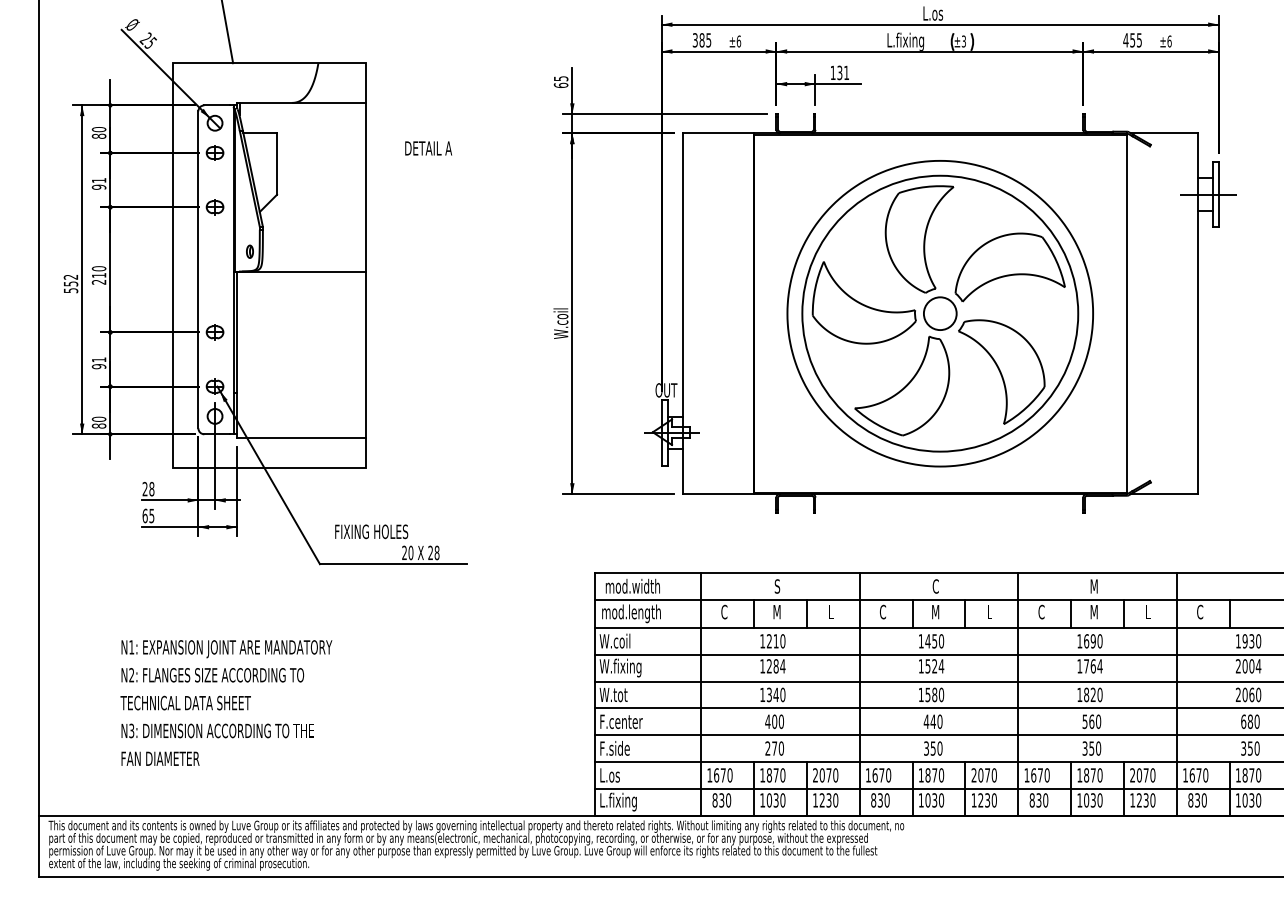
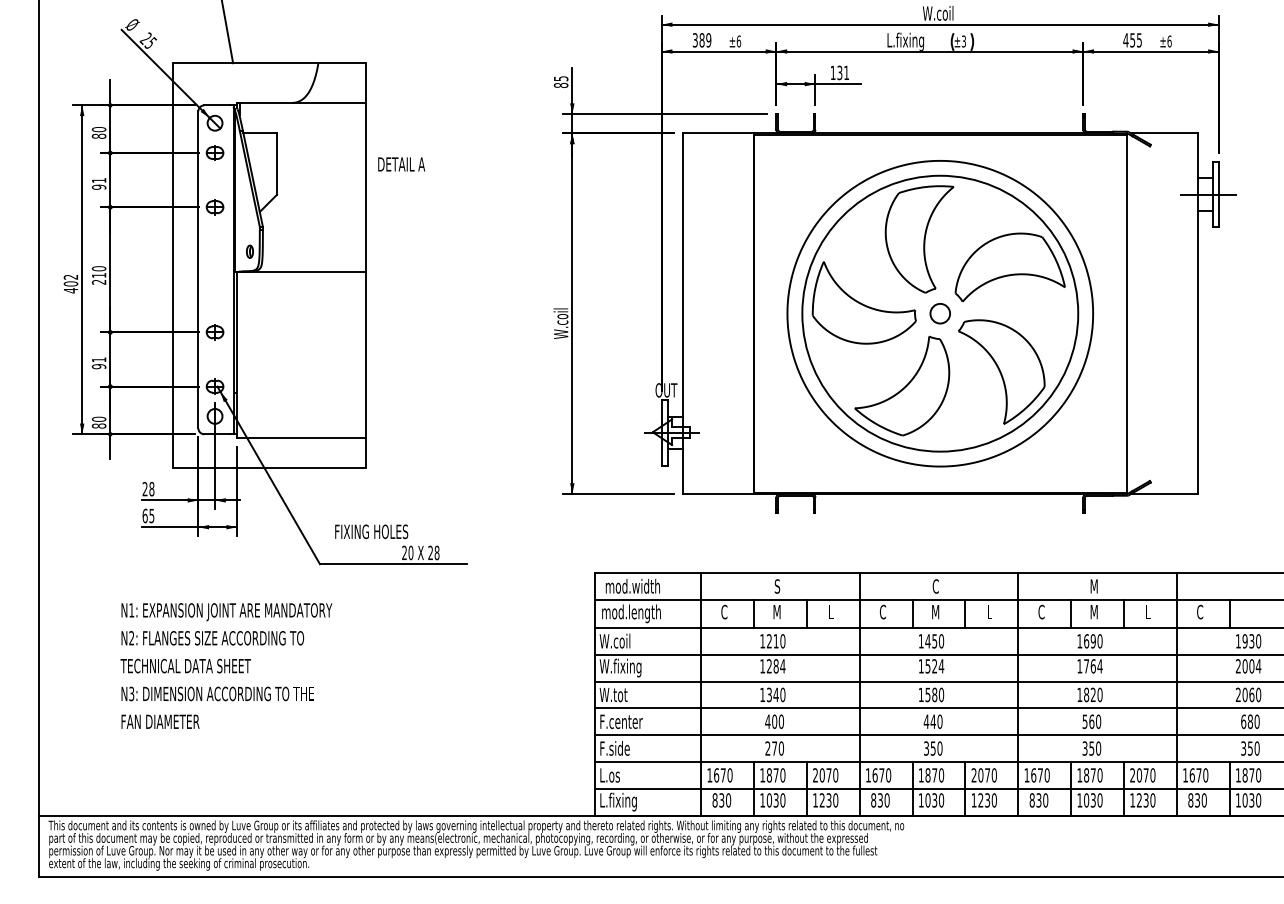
text: L.os -> W.coil (937, 13)
text: 385 -> 389 (708, 40)
text: 65 -> 85 (560, 85)
text position: (428, 148) -> (401, 164) (401, 164)
text: 552 -> 402 (70, 287)
circle diameter: 33 px -> 20 px (940, 313)
text position: (226, 702) -> (226, 665) (226, 665)
